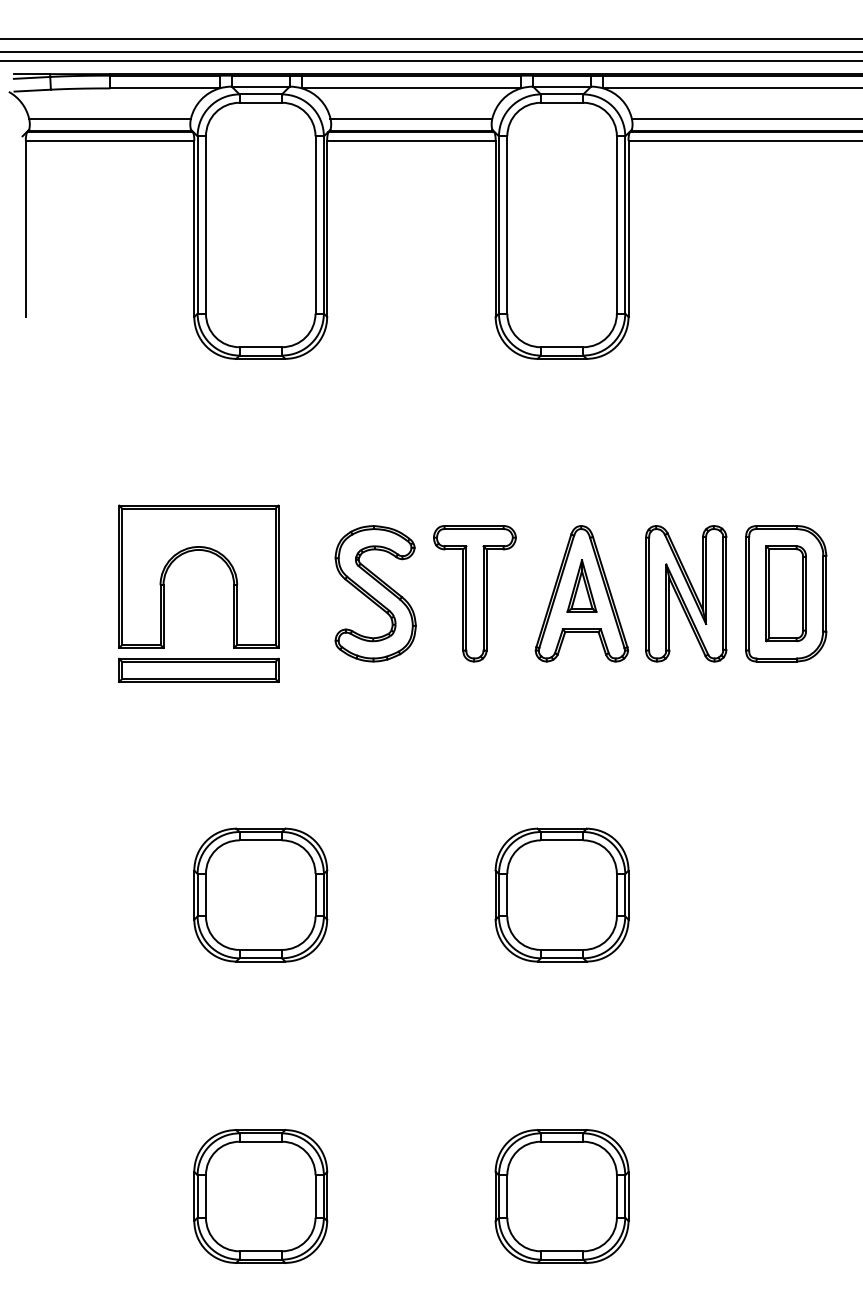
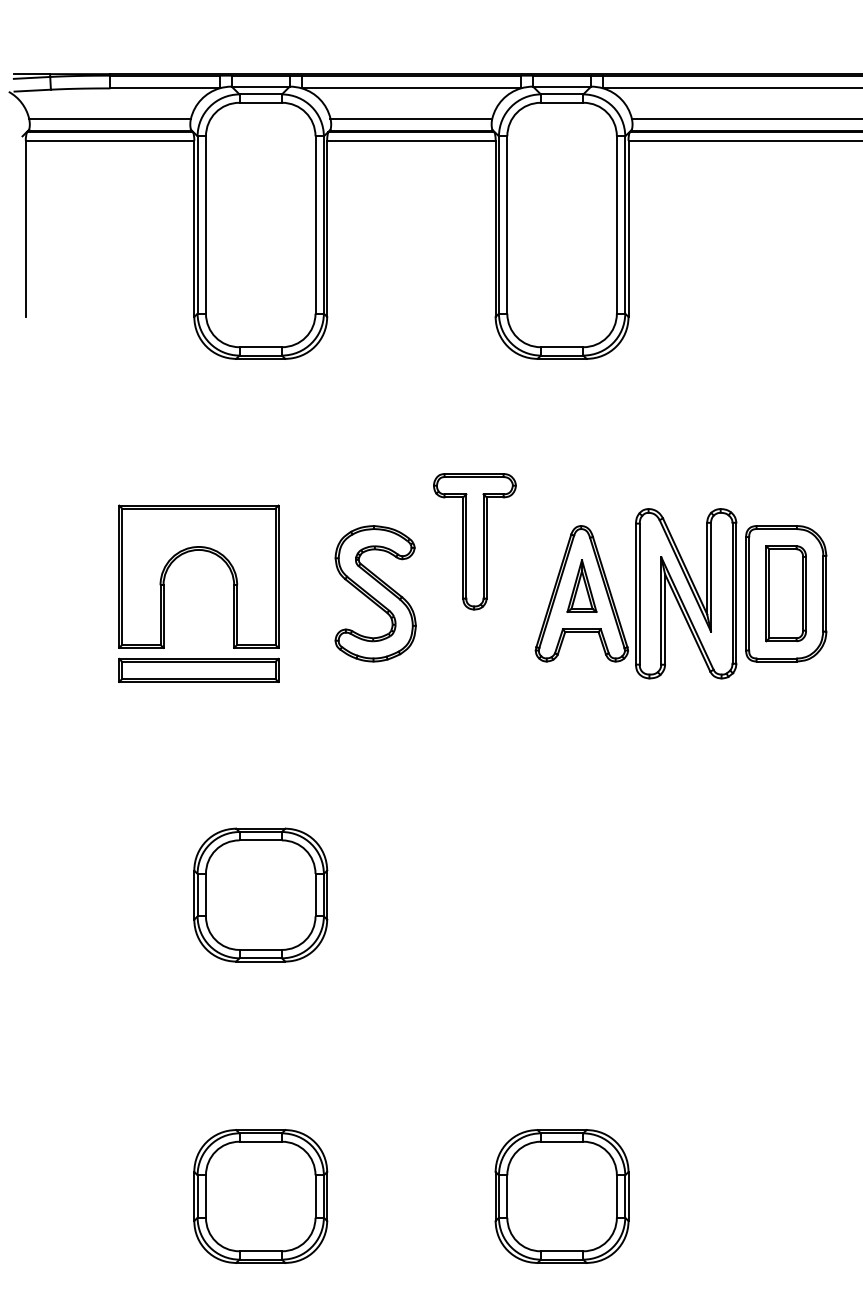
line: present -> none (430, 39)
line: present -> none (430, 51)
line: present -> none (430, 60)
part position: (474, 593) -> (474, 541) (474, 541)
part size: 83x138 px -> 103x172 px (686, 593)
part: present -> none (561, 894)
